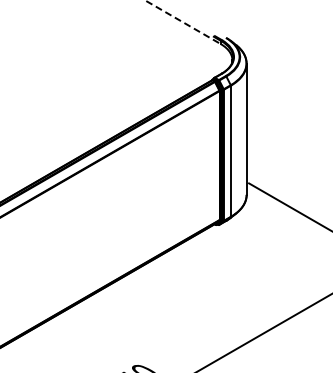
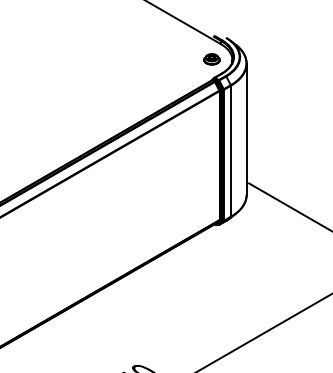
line: dashed -> solid (182, 22)
part: none -> present (211, 59)
